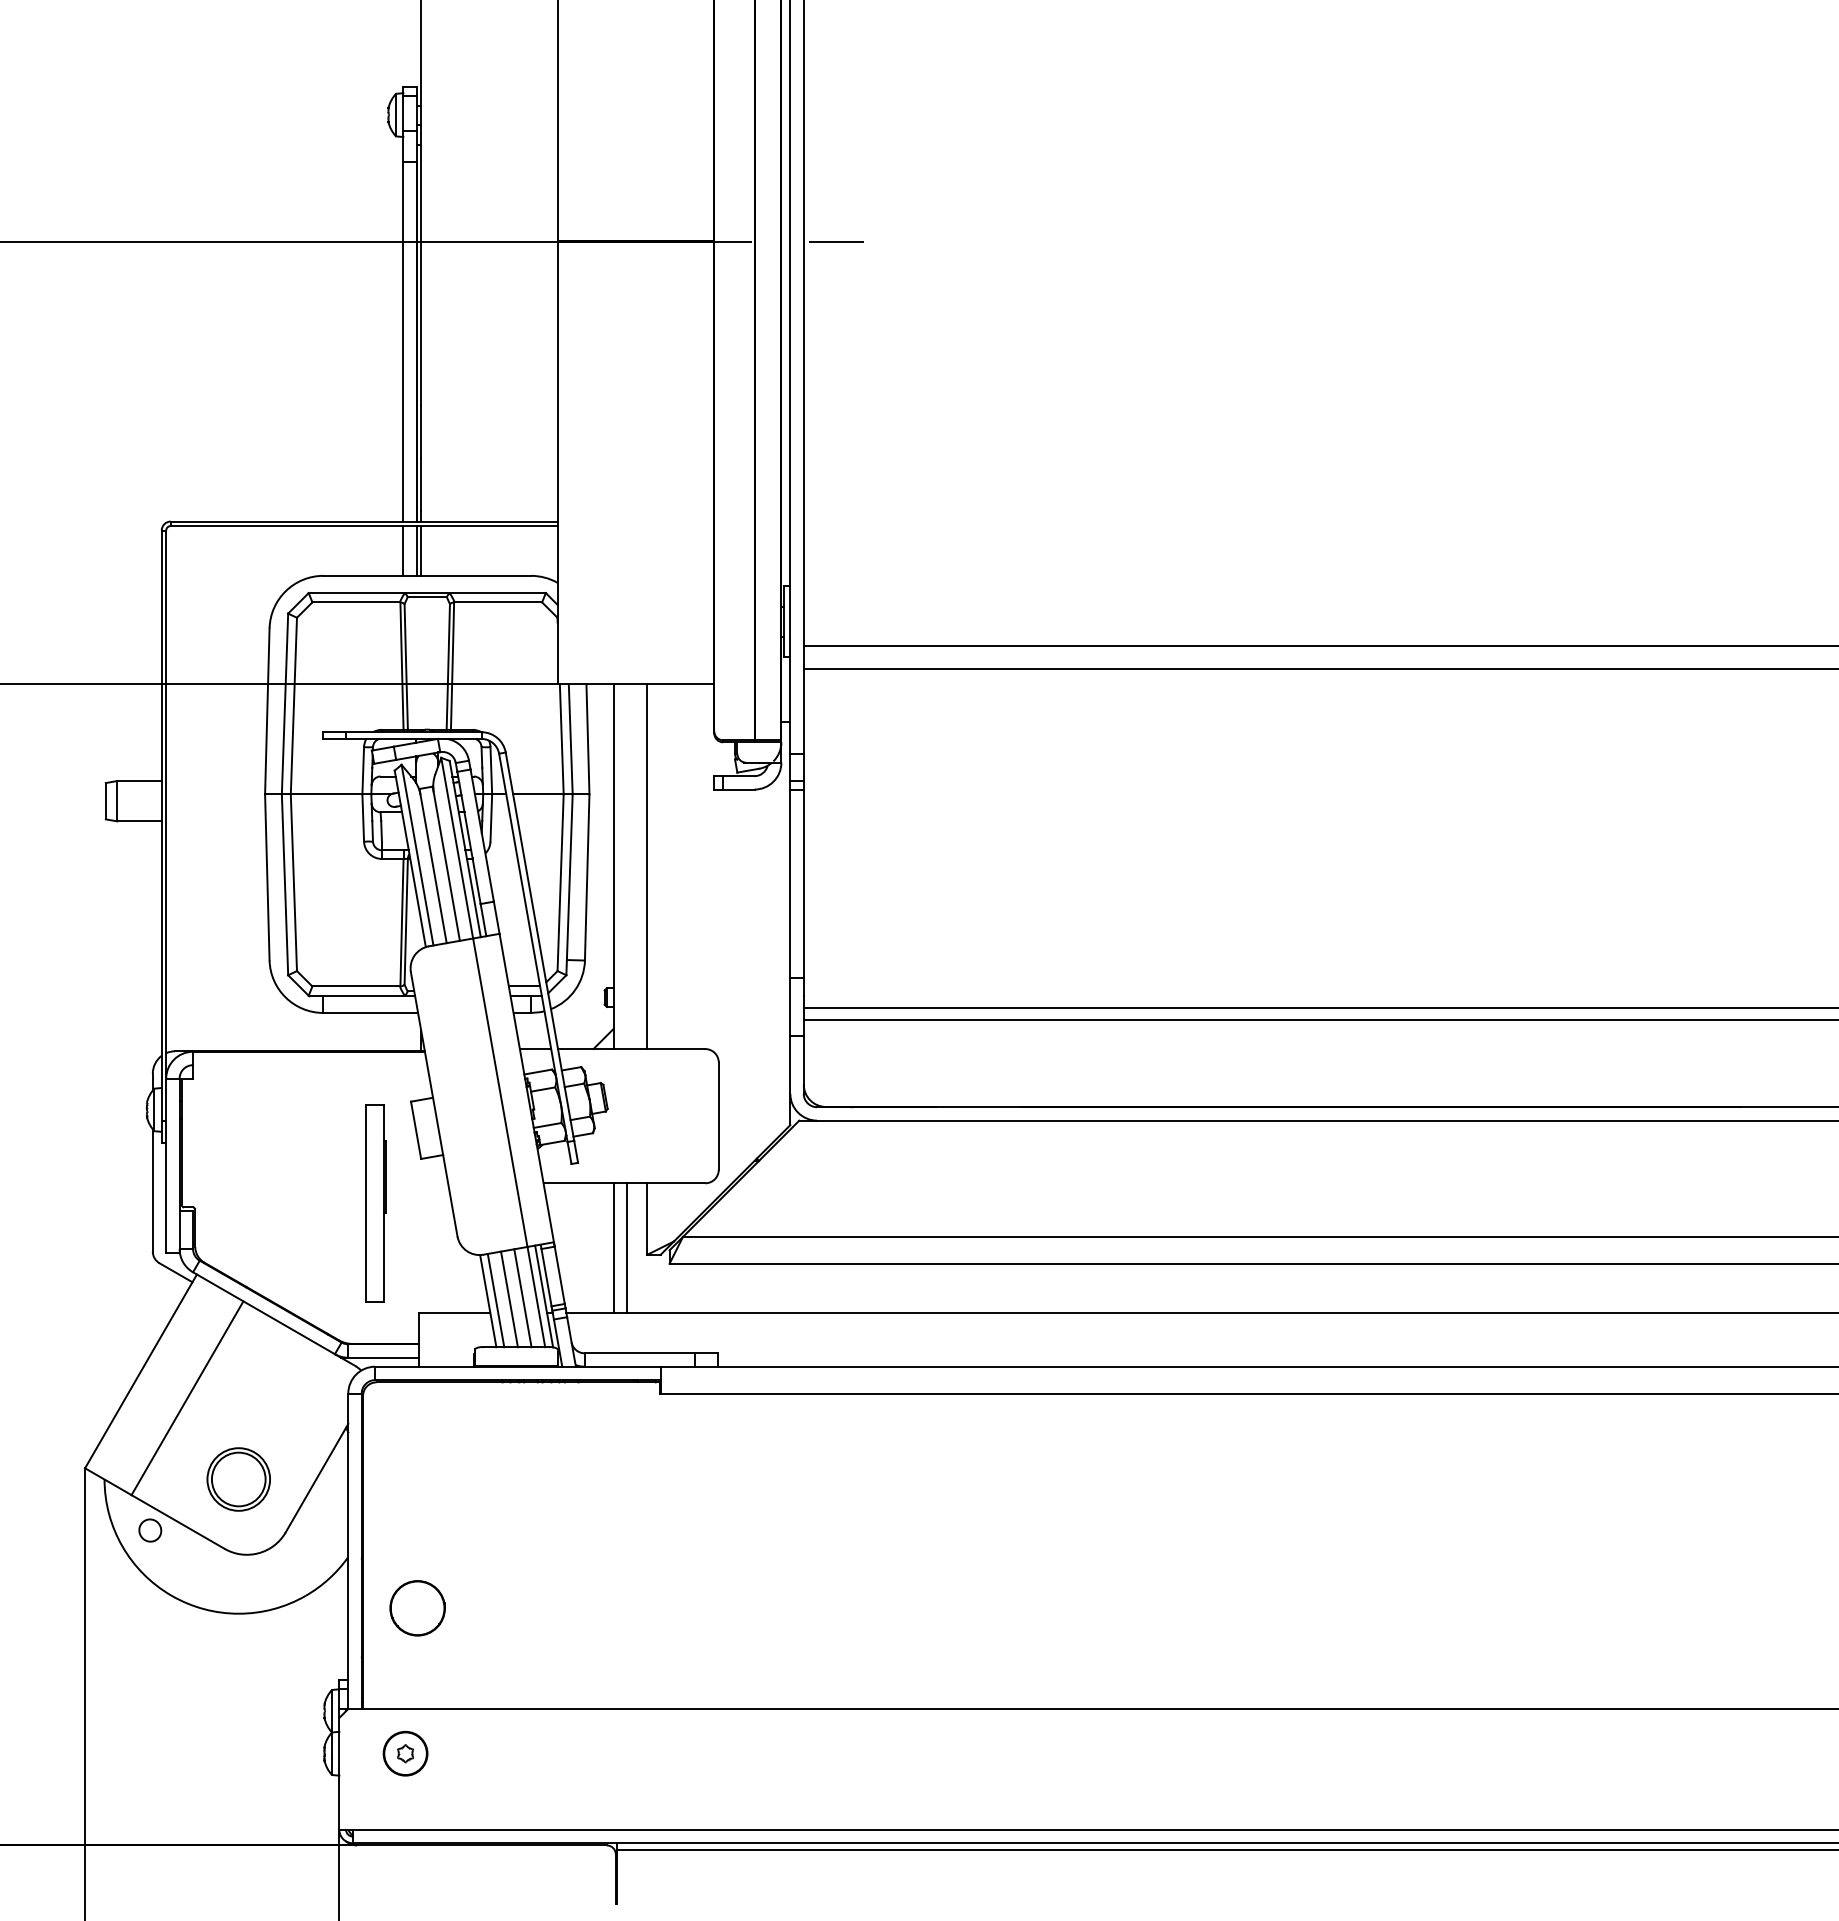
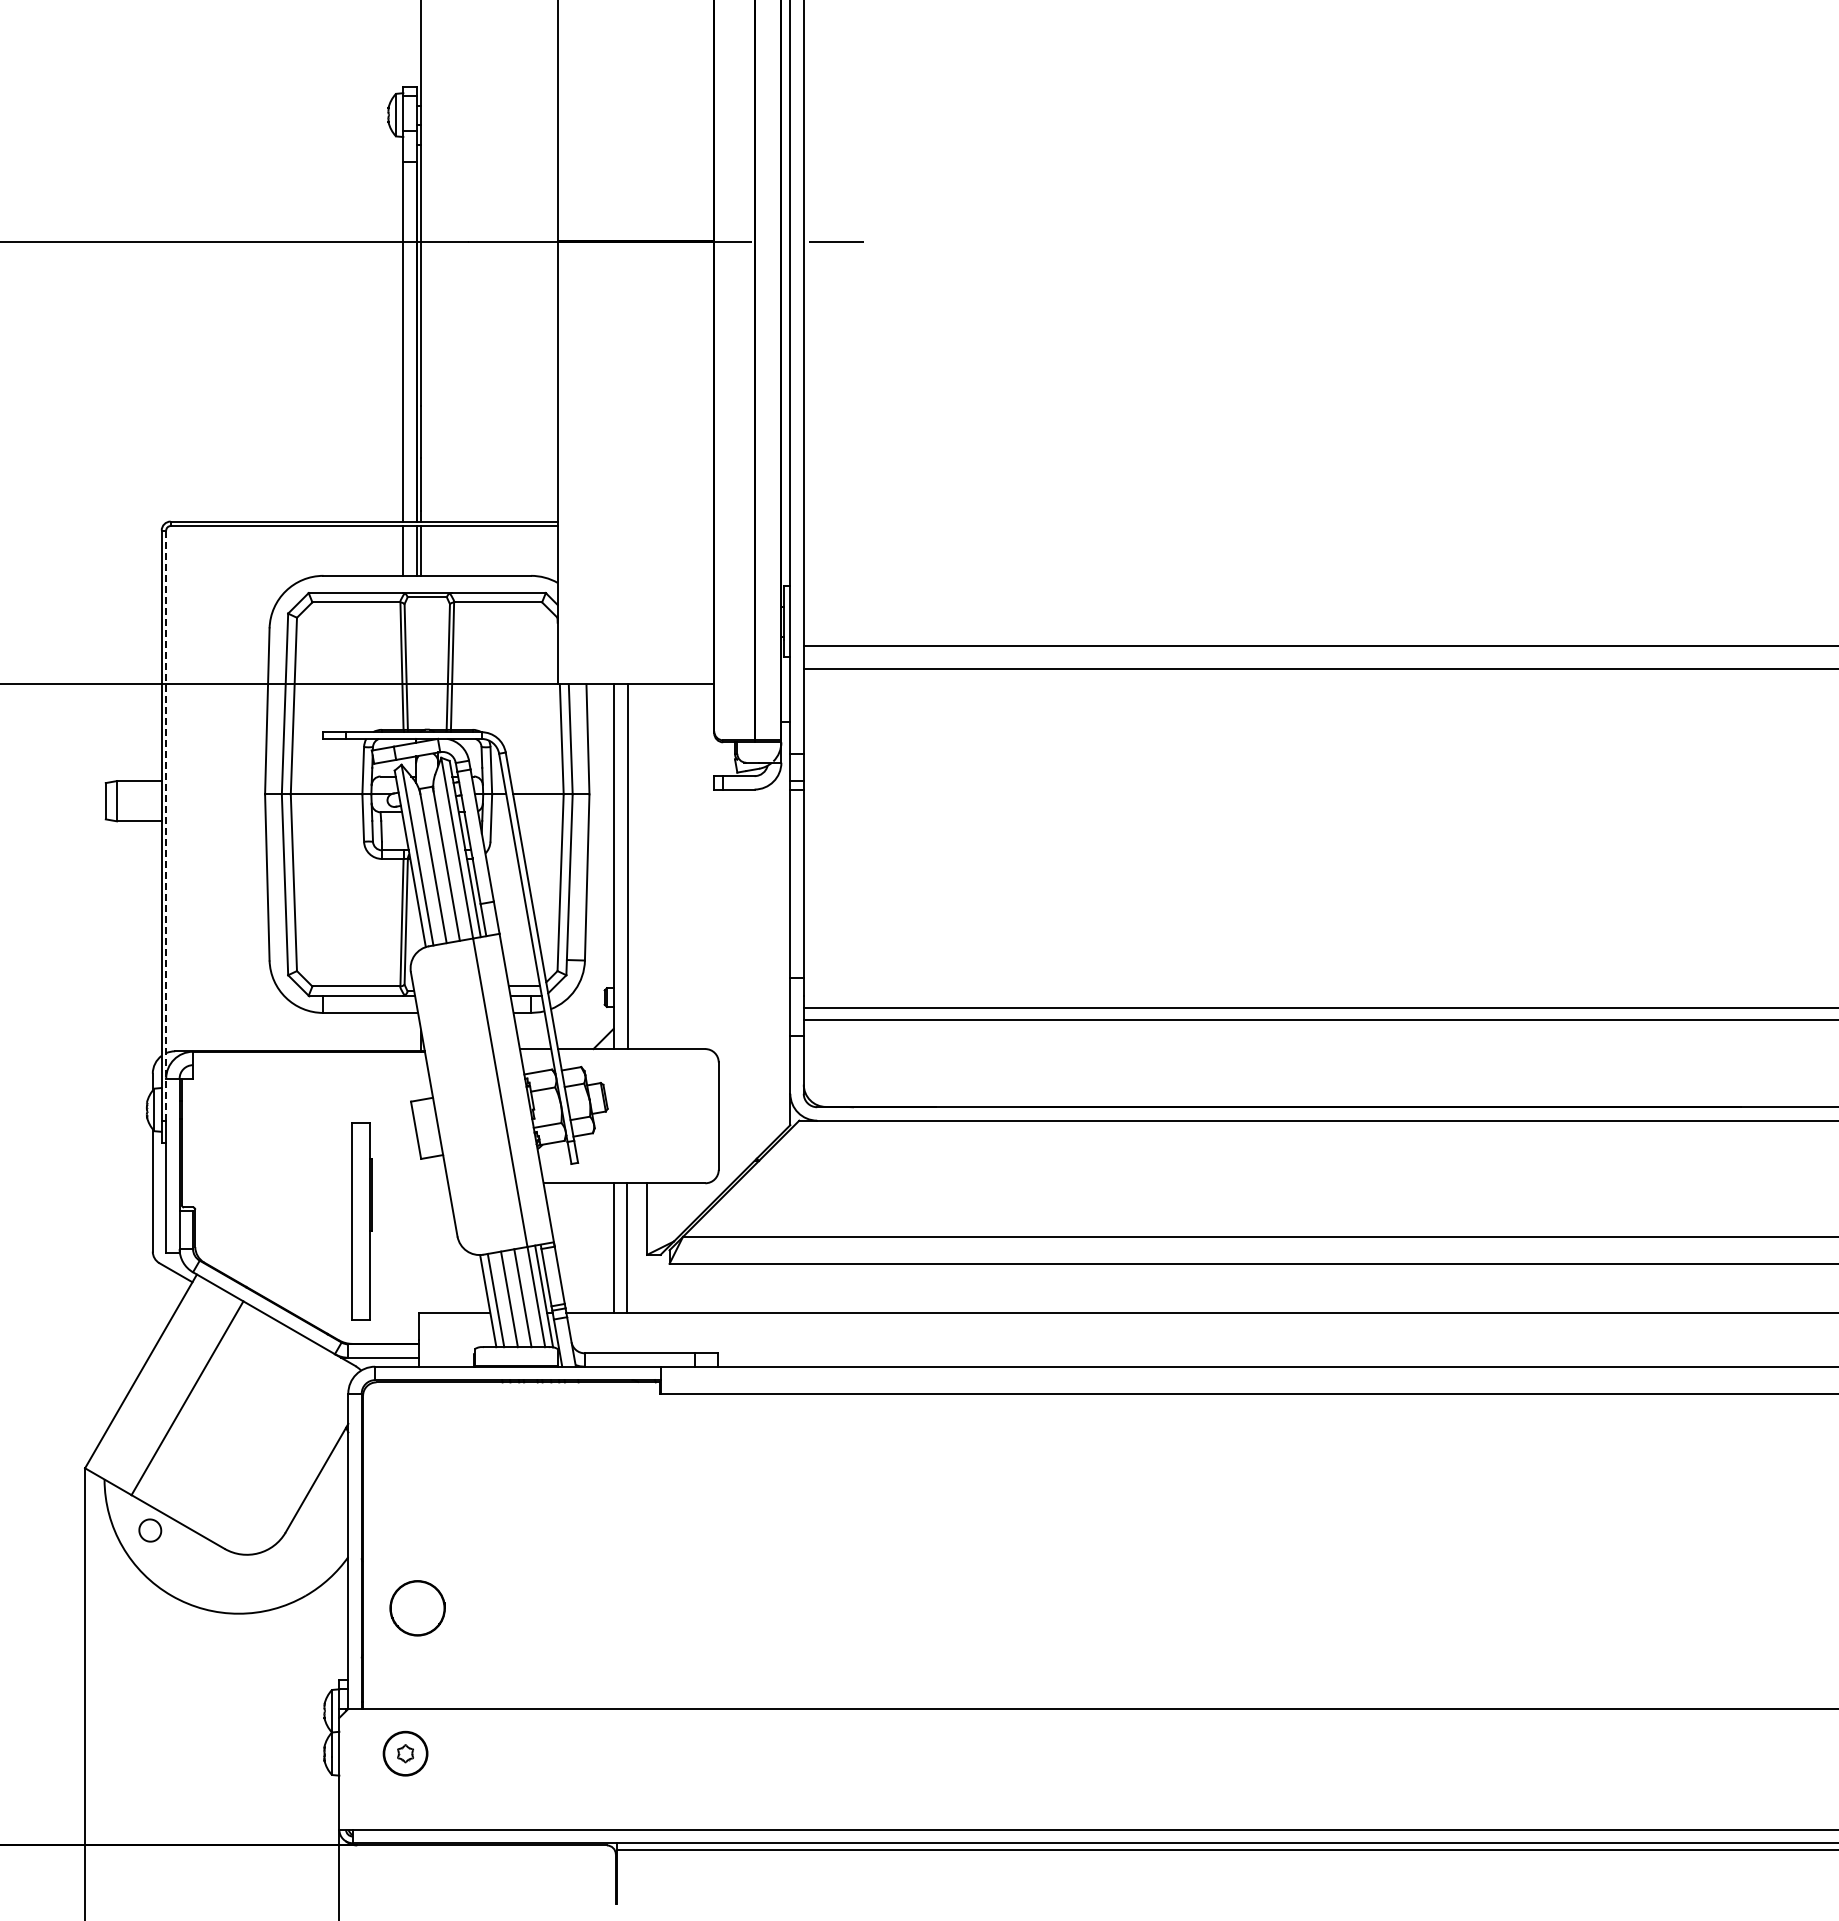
line: solid -> dashed (166, 826)
line position: (647, 866) -> (628, 866) (628, 866)
part position: (375, 1203) -> (361, 1221) (361, 1221)
part: present -> none (238, 1479)
